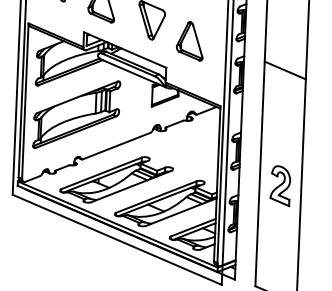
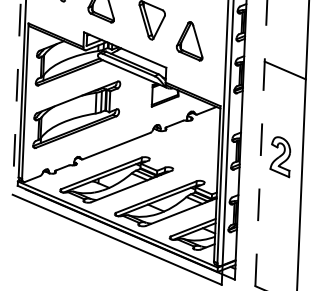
line: solid -> dashed (16, 97)
line: solid -> dashed (261, 143)
part position: (280, 186) -> (280, 157) (280, 157)
